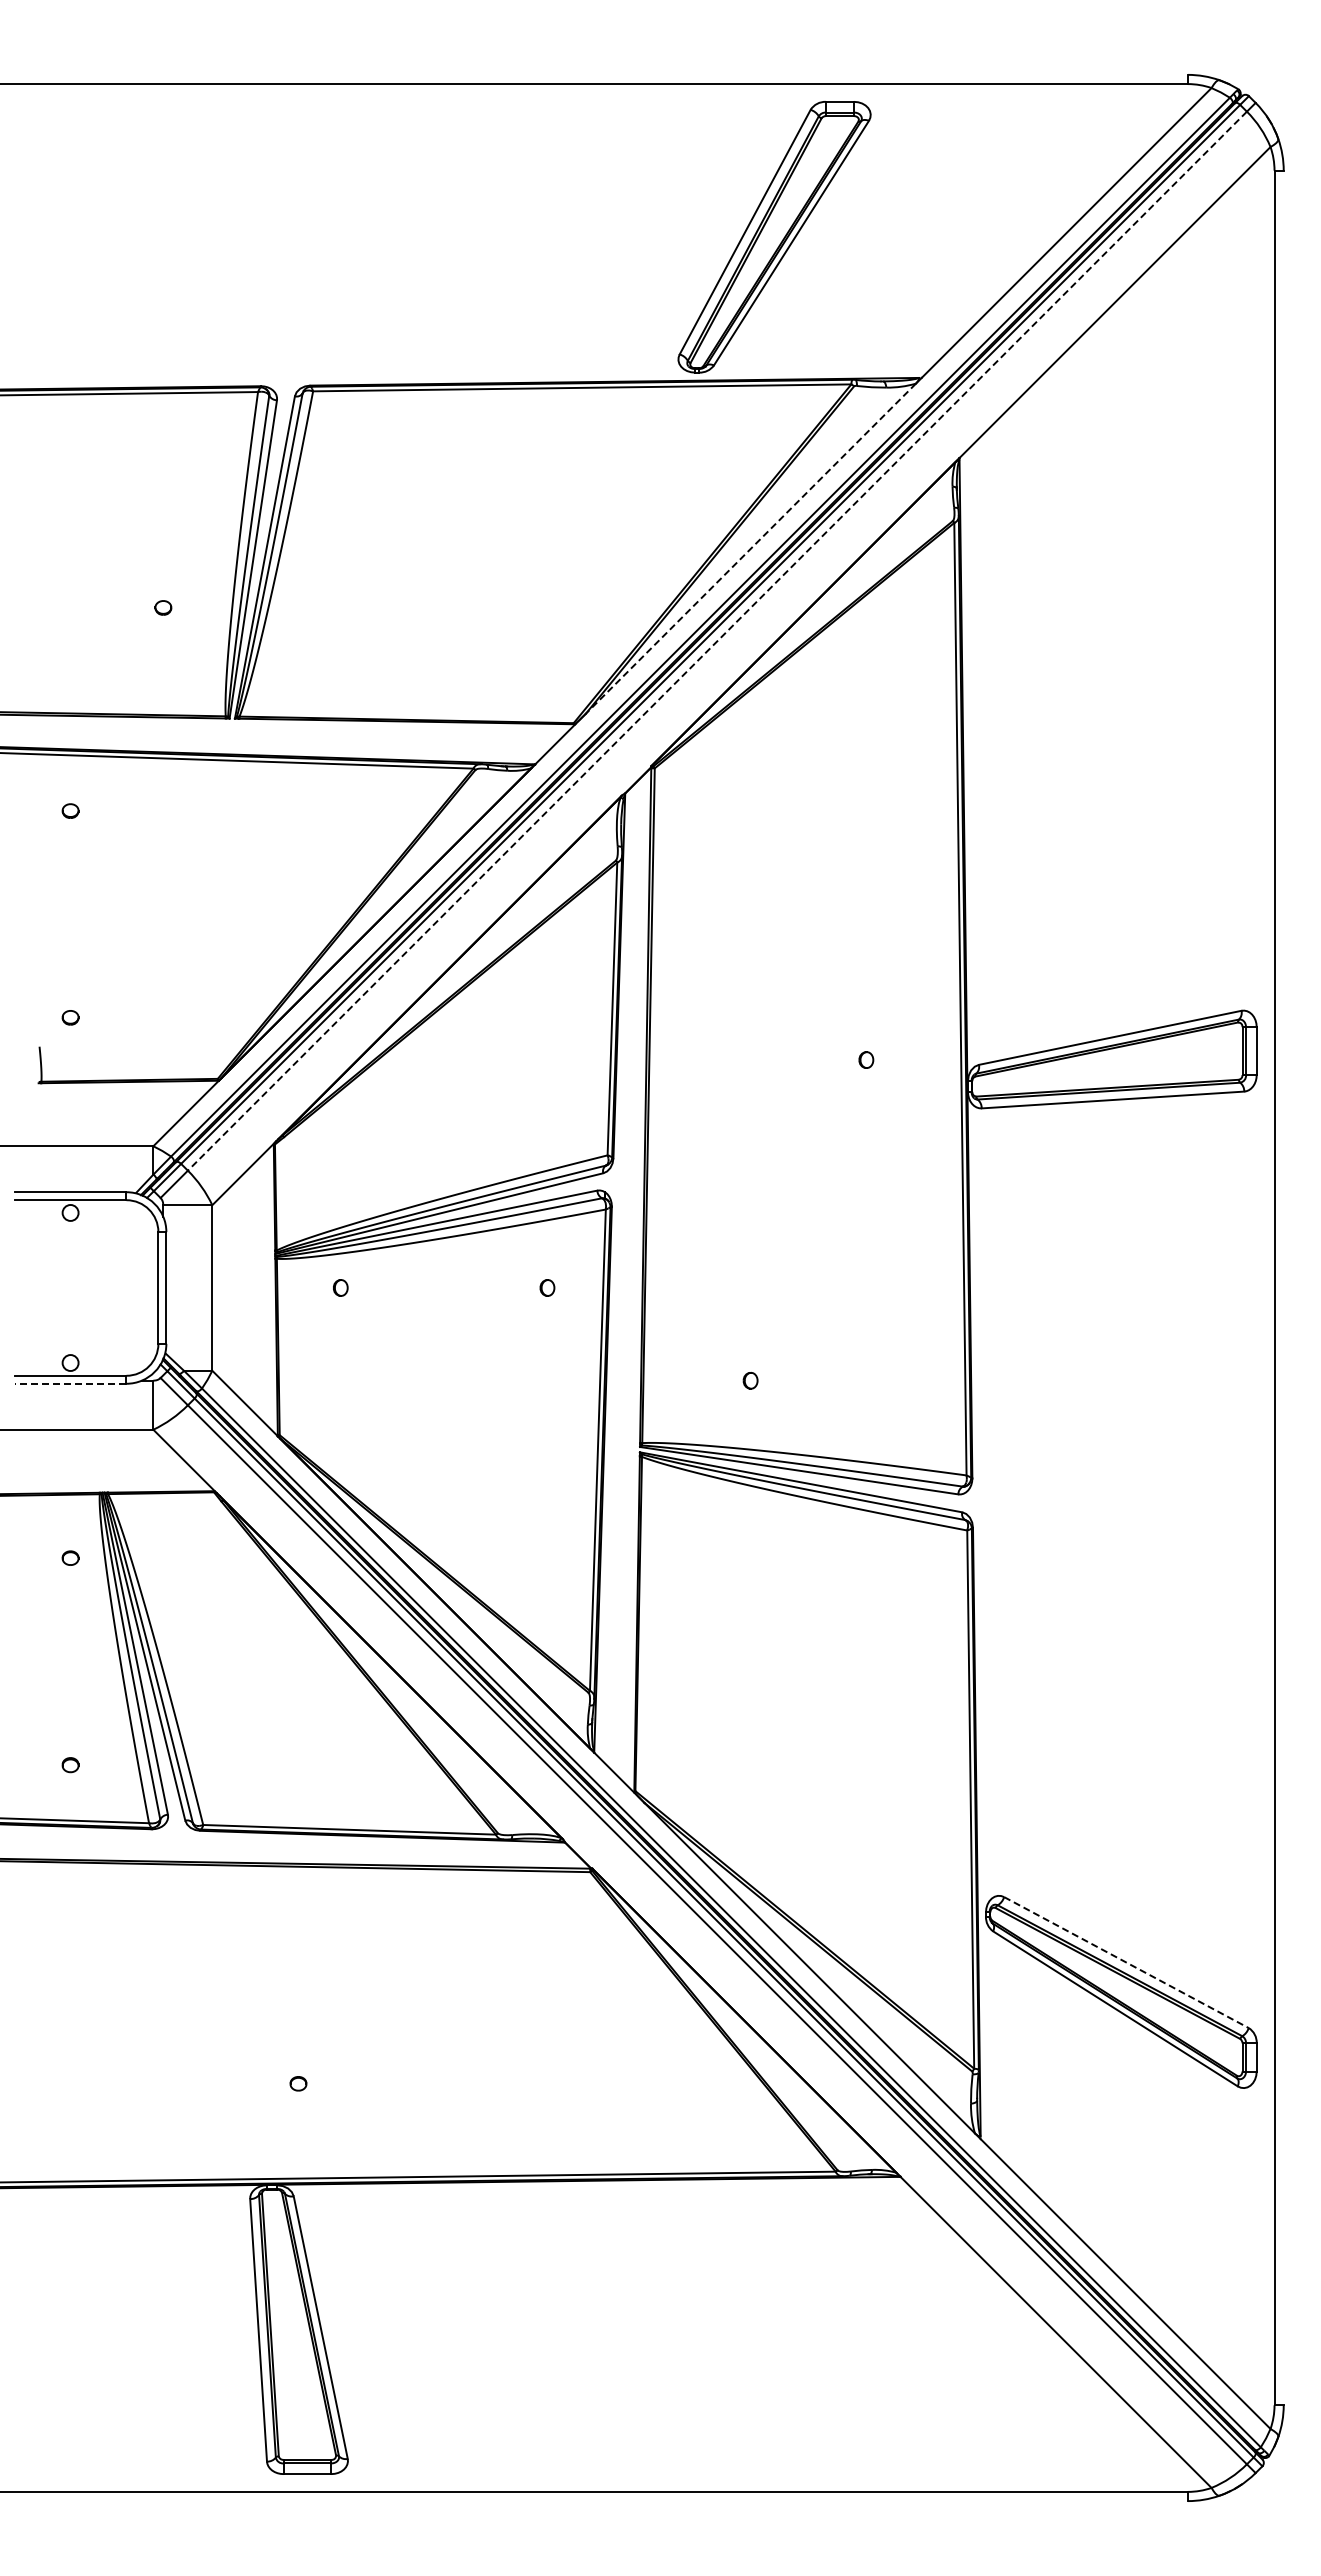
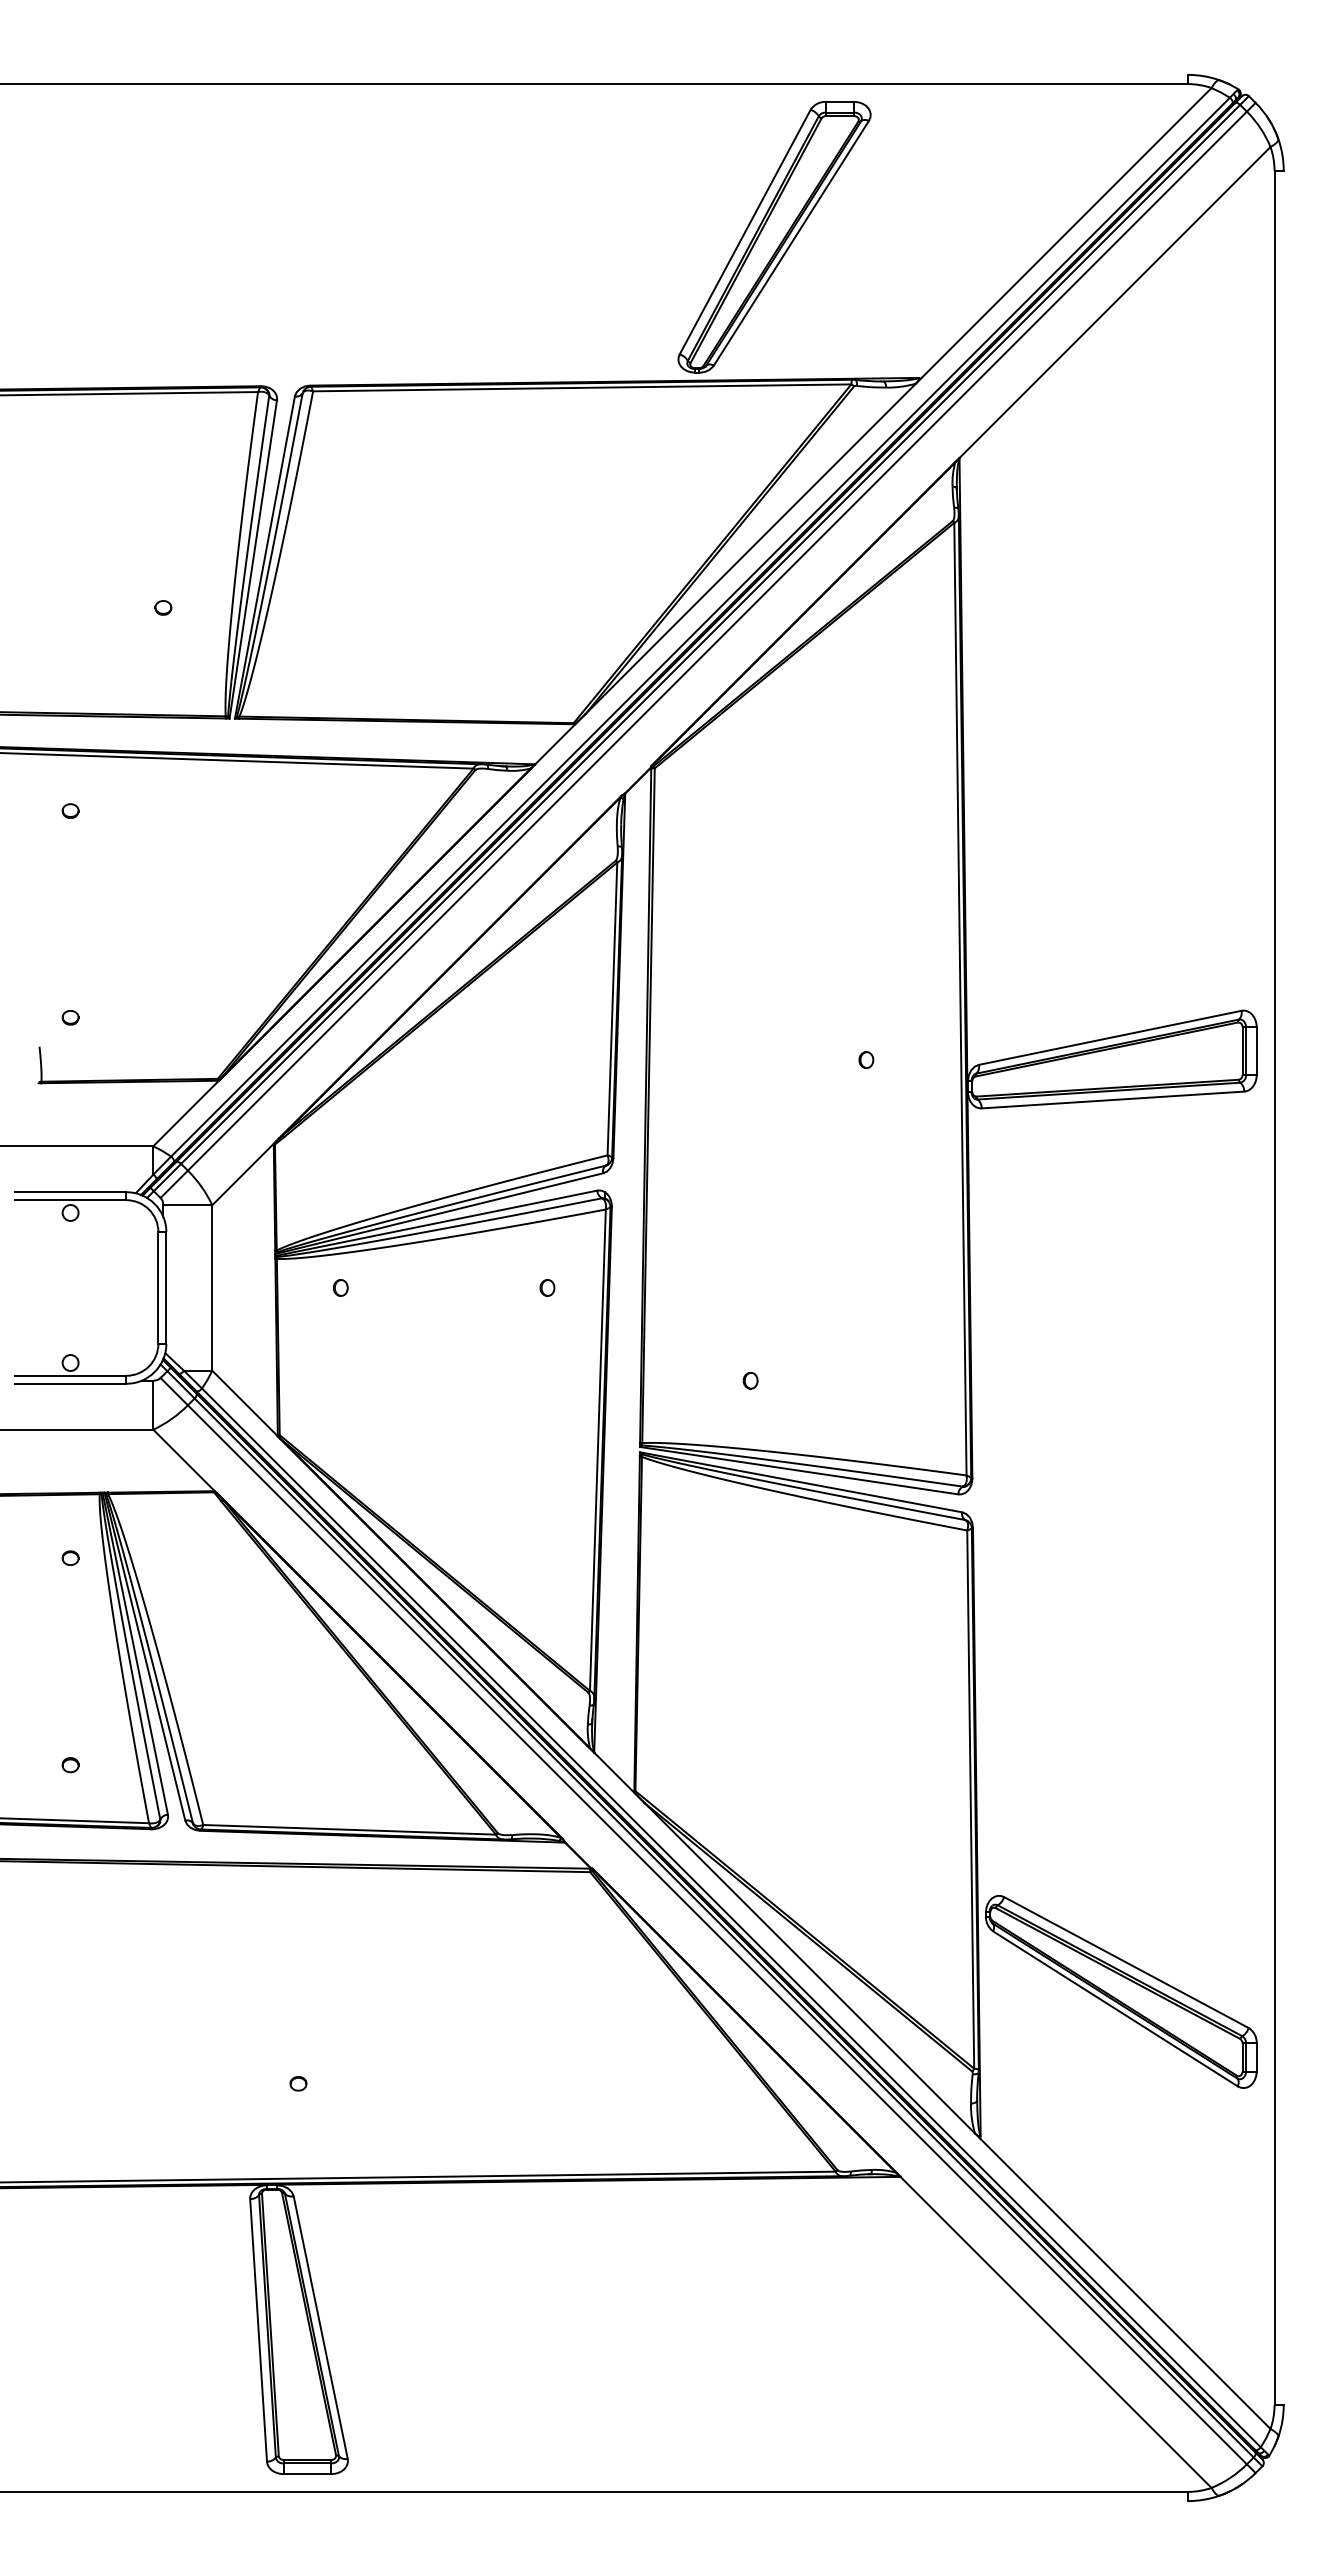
line: dashed -> solid (750, 549)
line: dashed -> solid (717, 641)
line: dashed -> solid (70, 1383)
line: dashed -> solid (1126, 1962)
